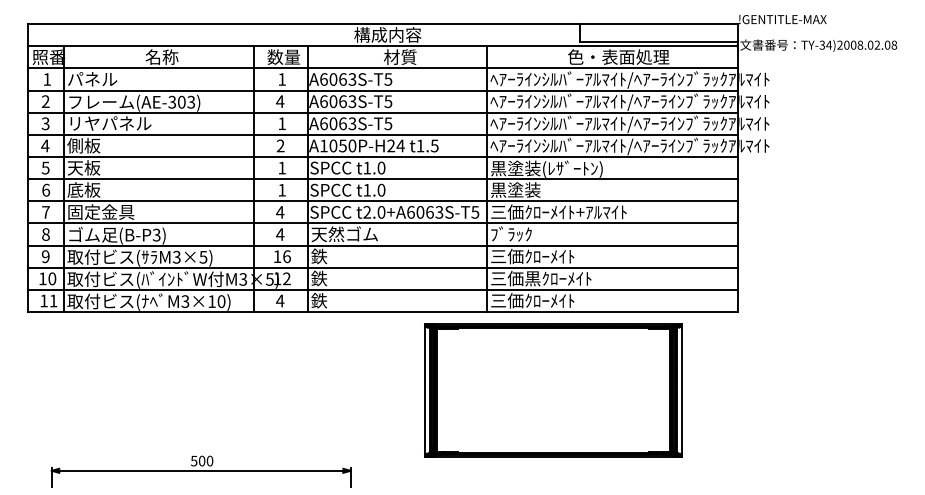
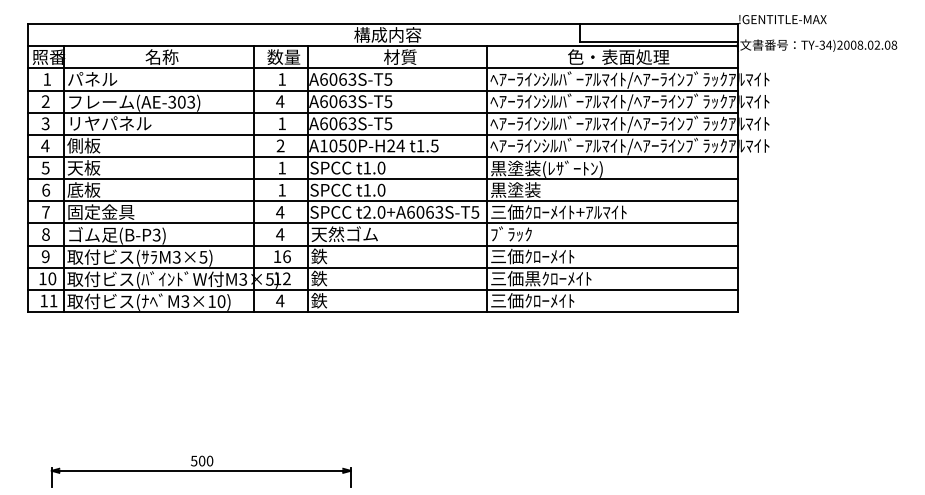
part: present -> none (553, 390)
